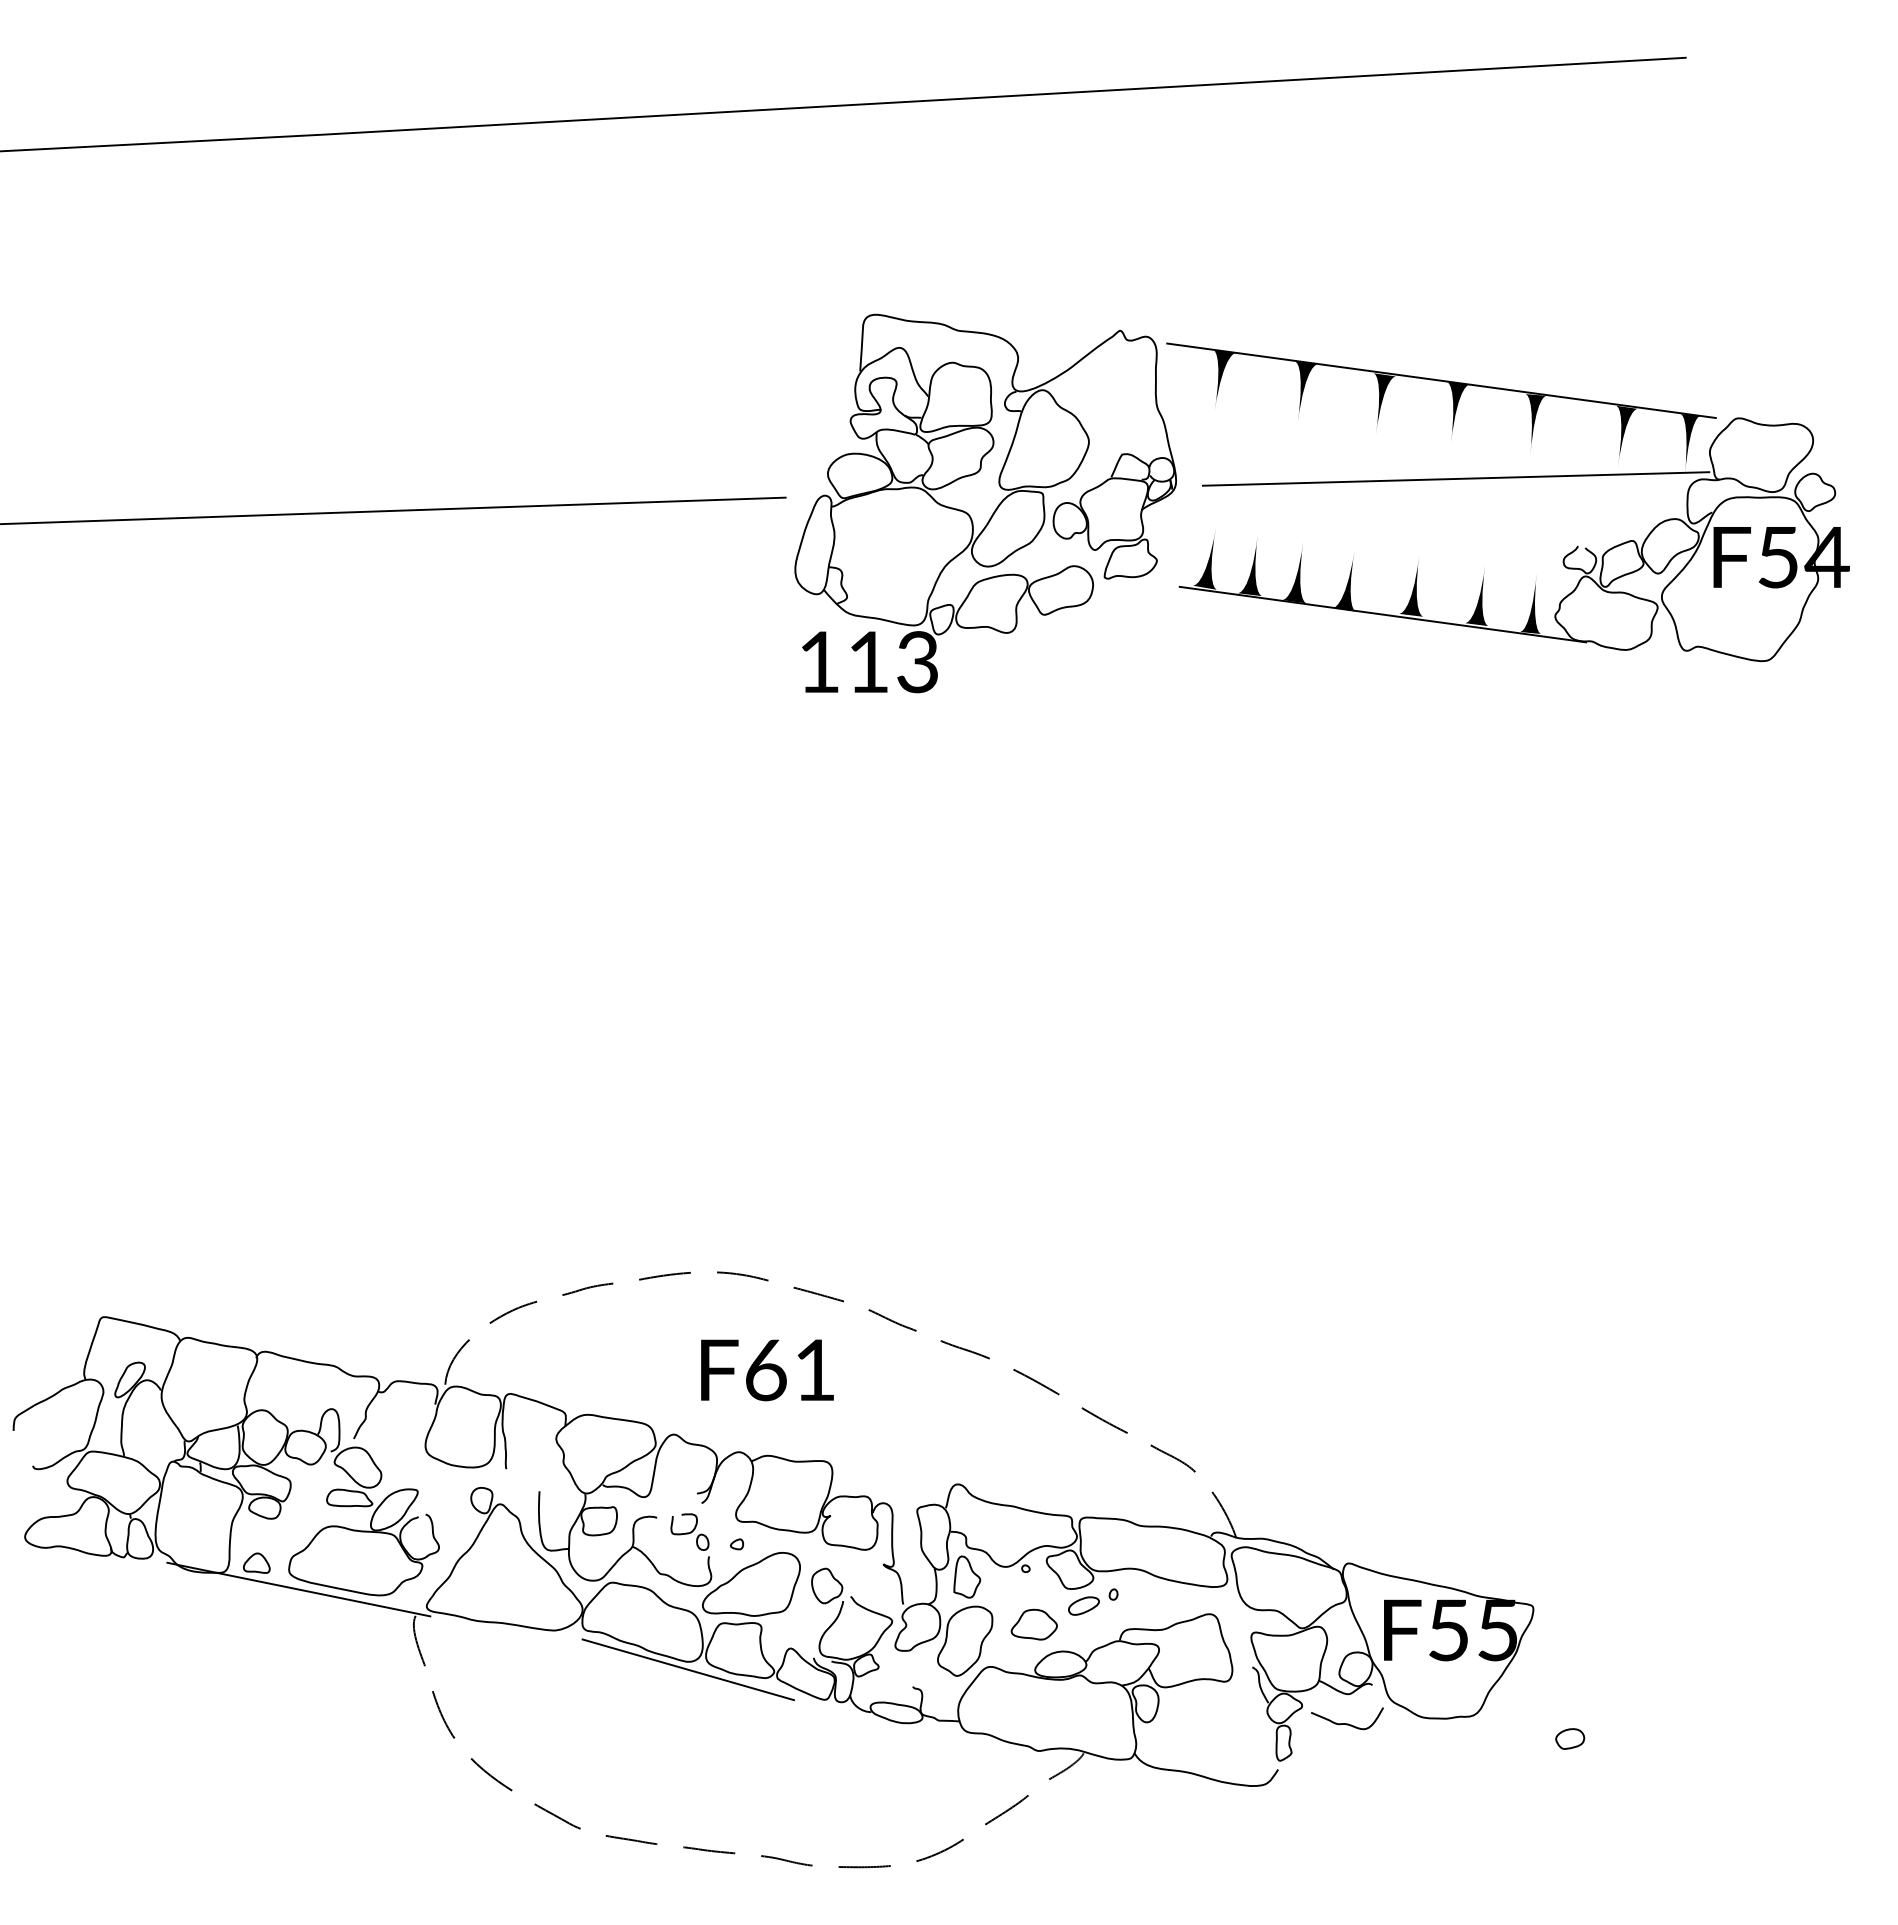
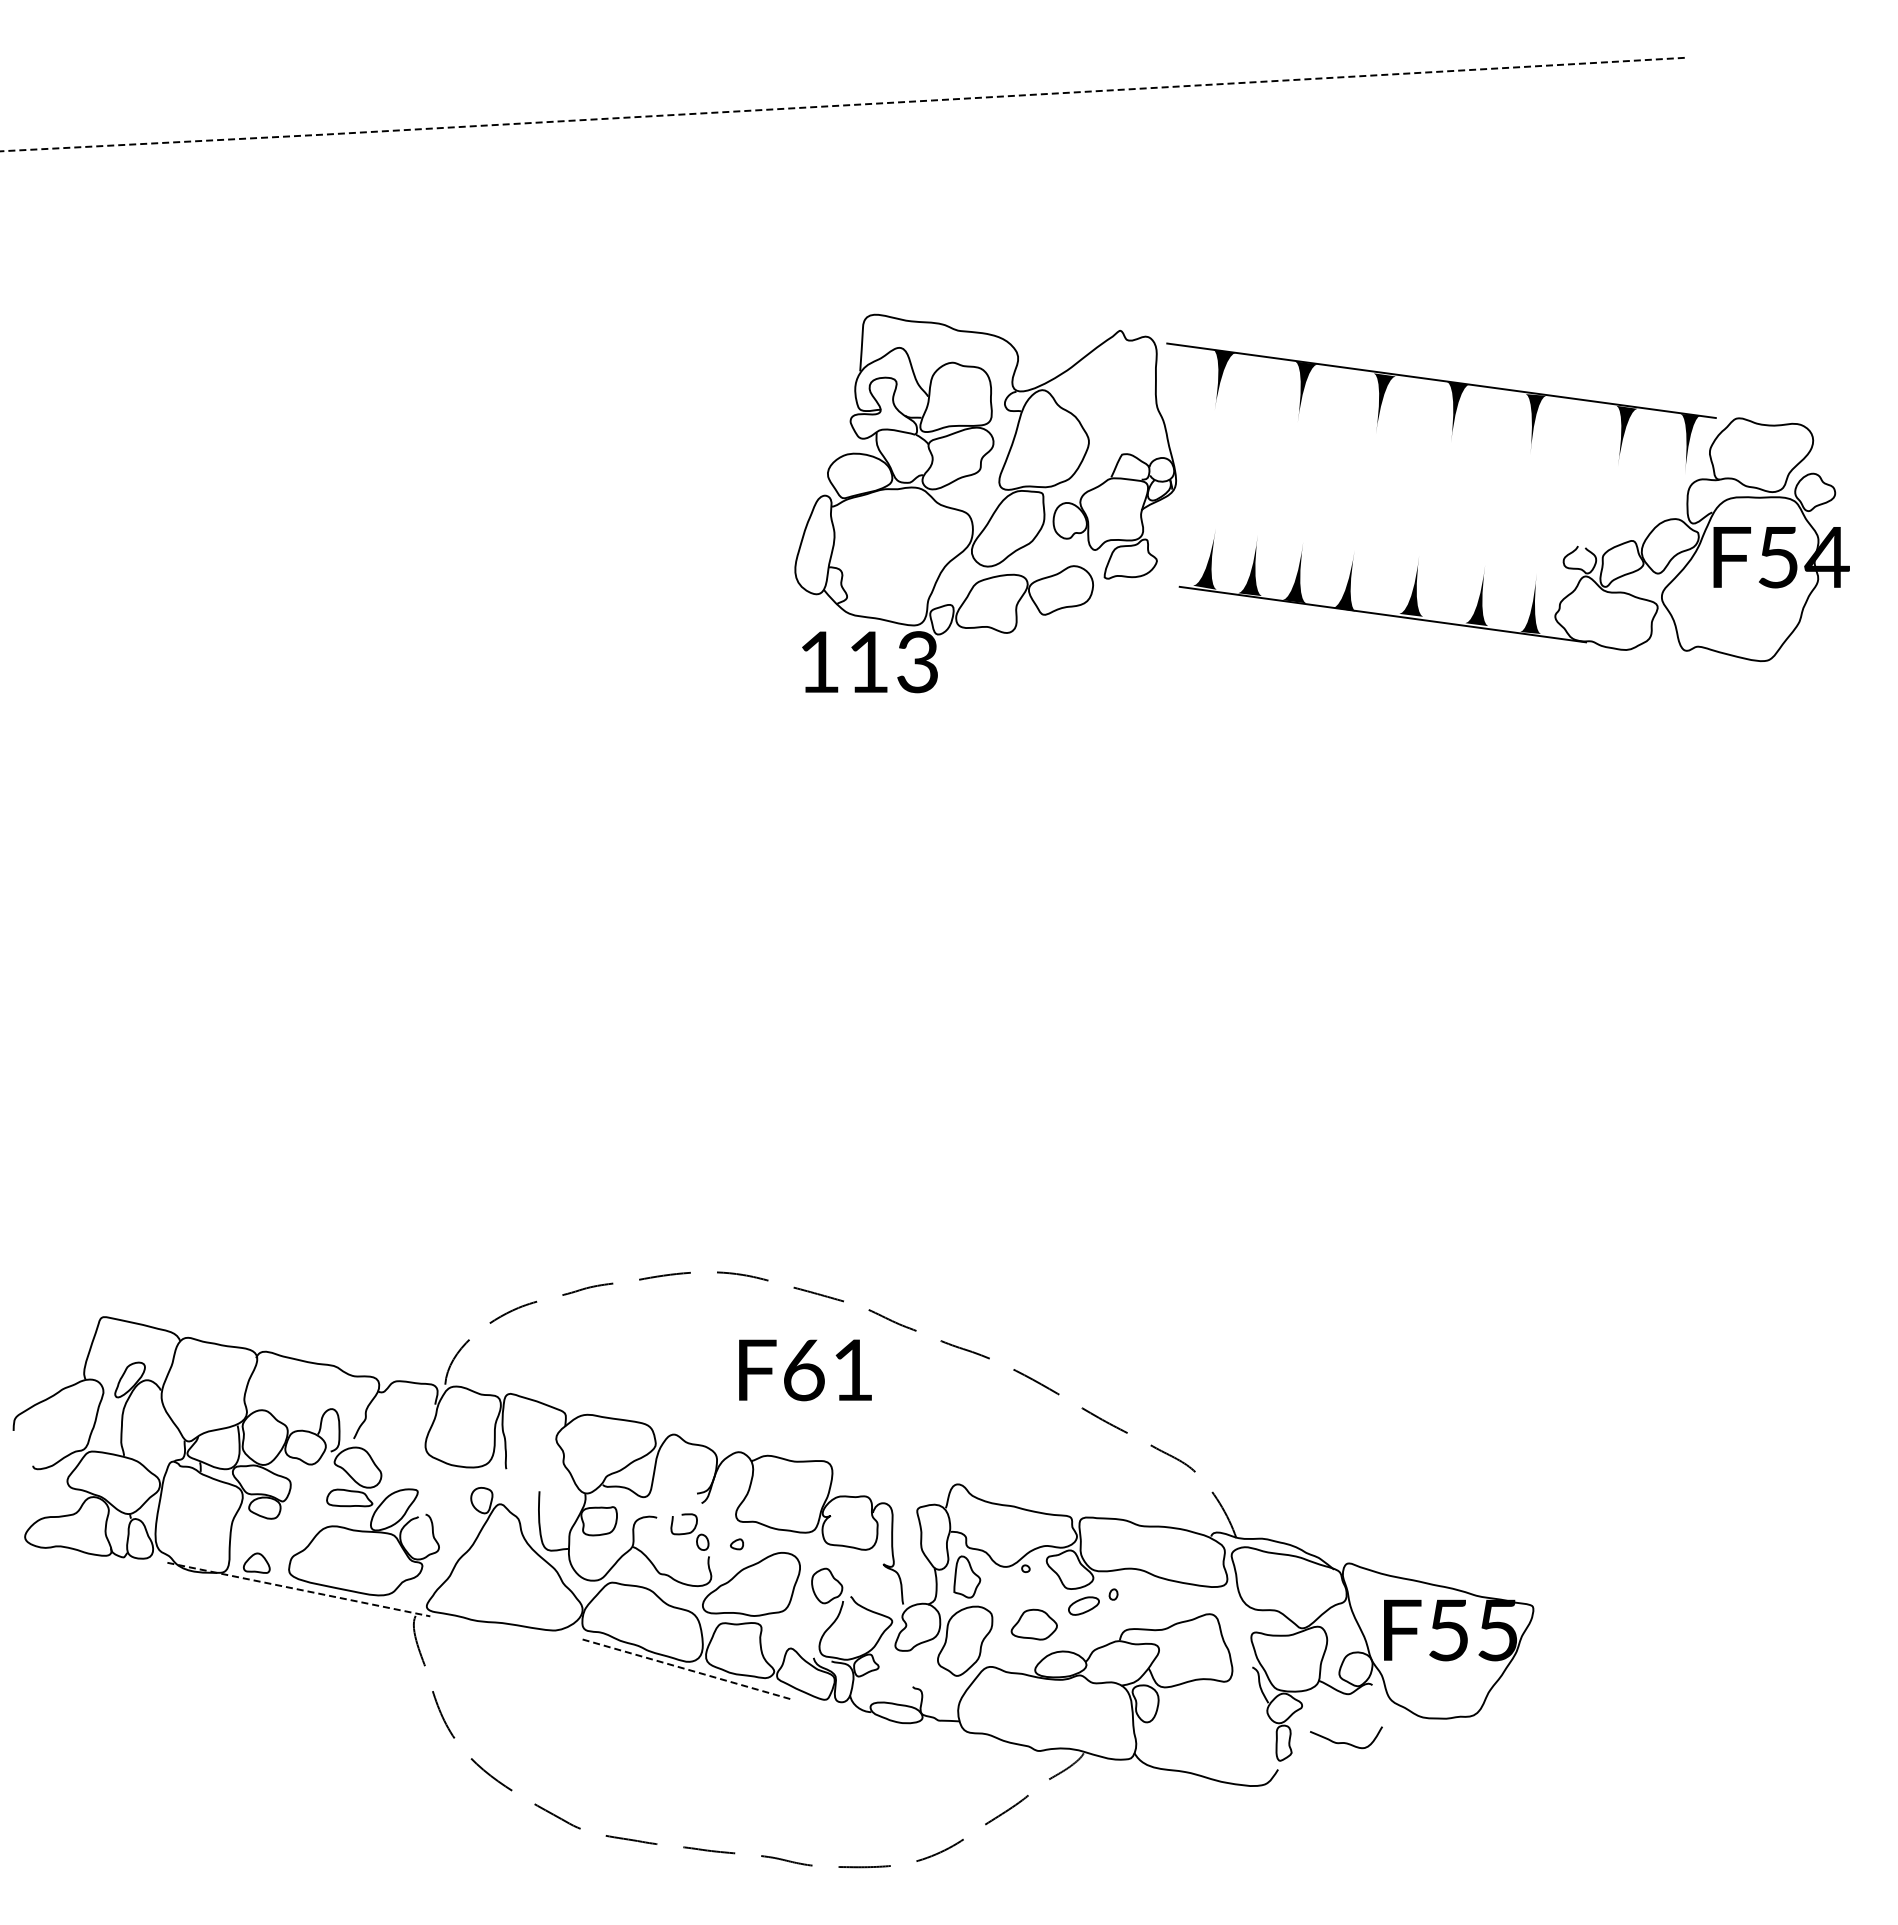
line: solid -> dashed (844, 105)
line: present -> none (1455, 478)
line: present -> none (393, 510)
text position: (767, 1370) -> (805, 1370) (805, 1370)
line: solid -> dashed (299, 1589)
line: solid -> dashed (688, 1669)
curve position: (1347, 1723) -> (1346, 1742) (1346, 1742)
part: present -> none (1570, 1738)
